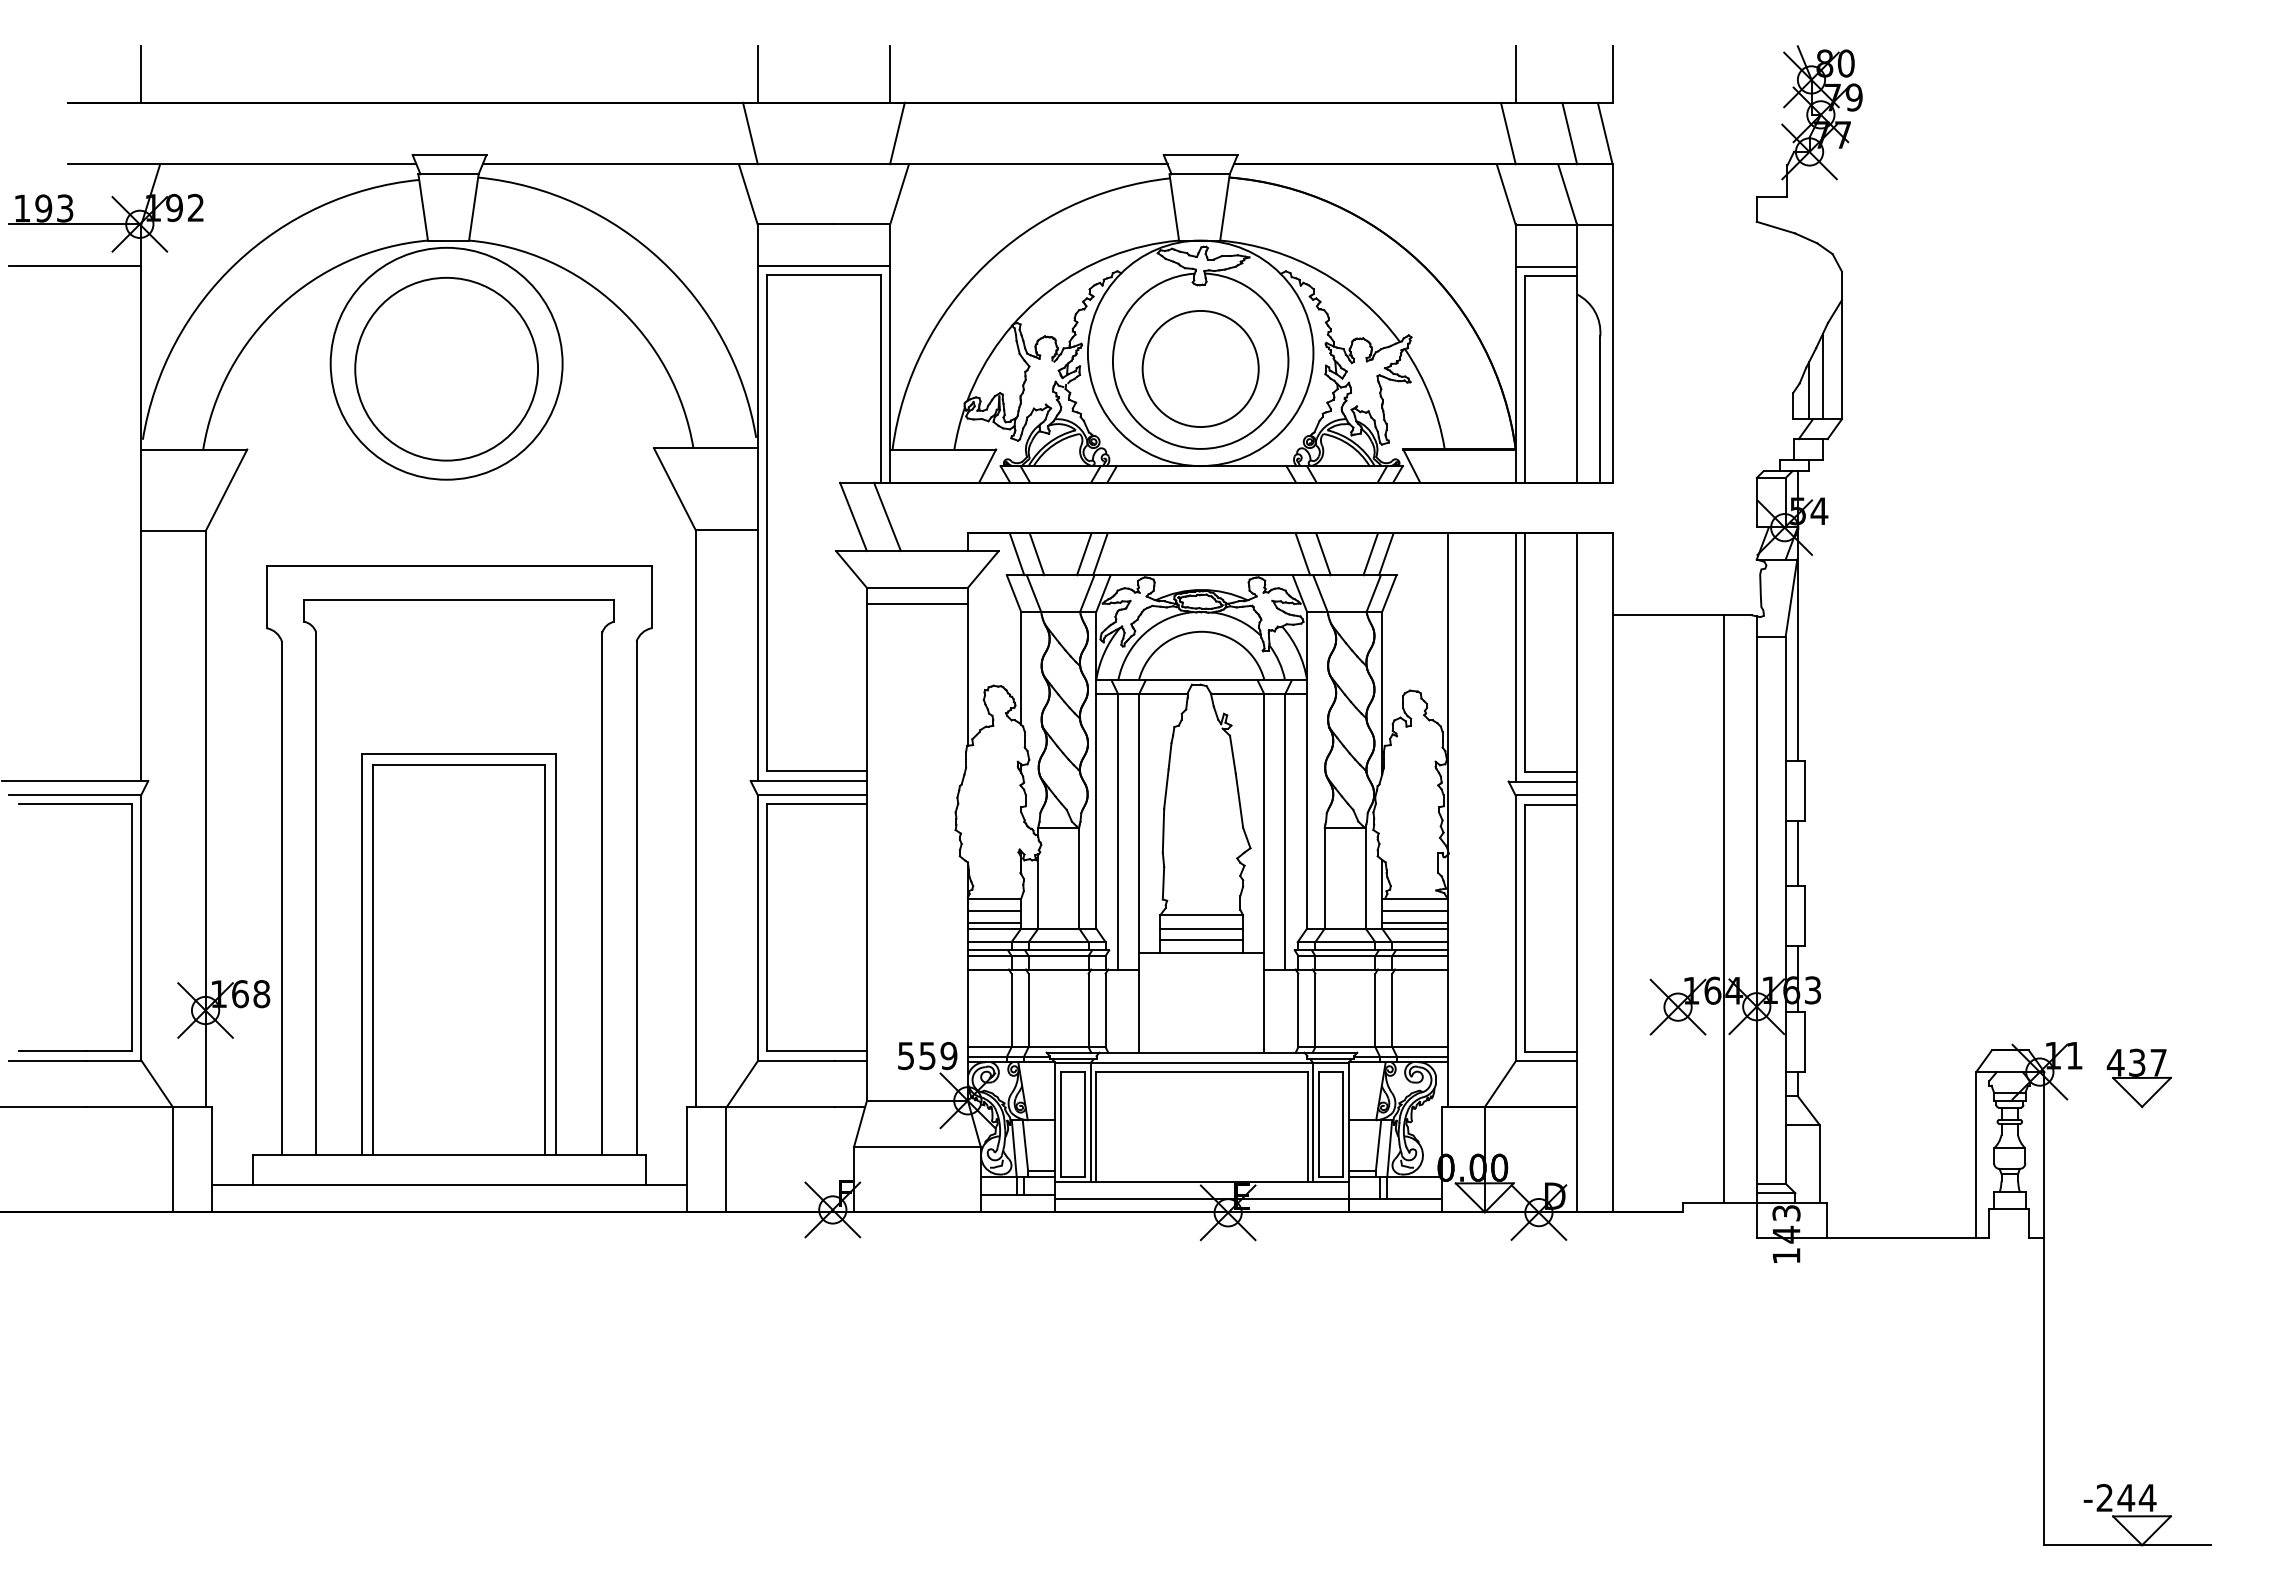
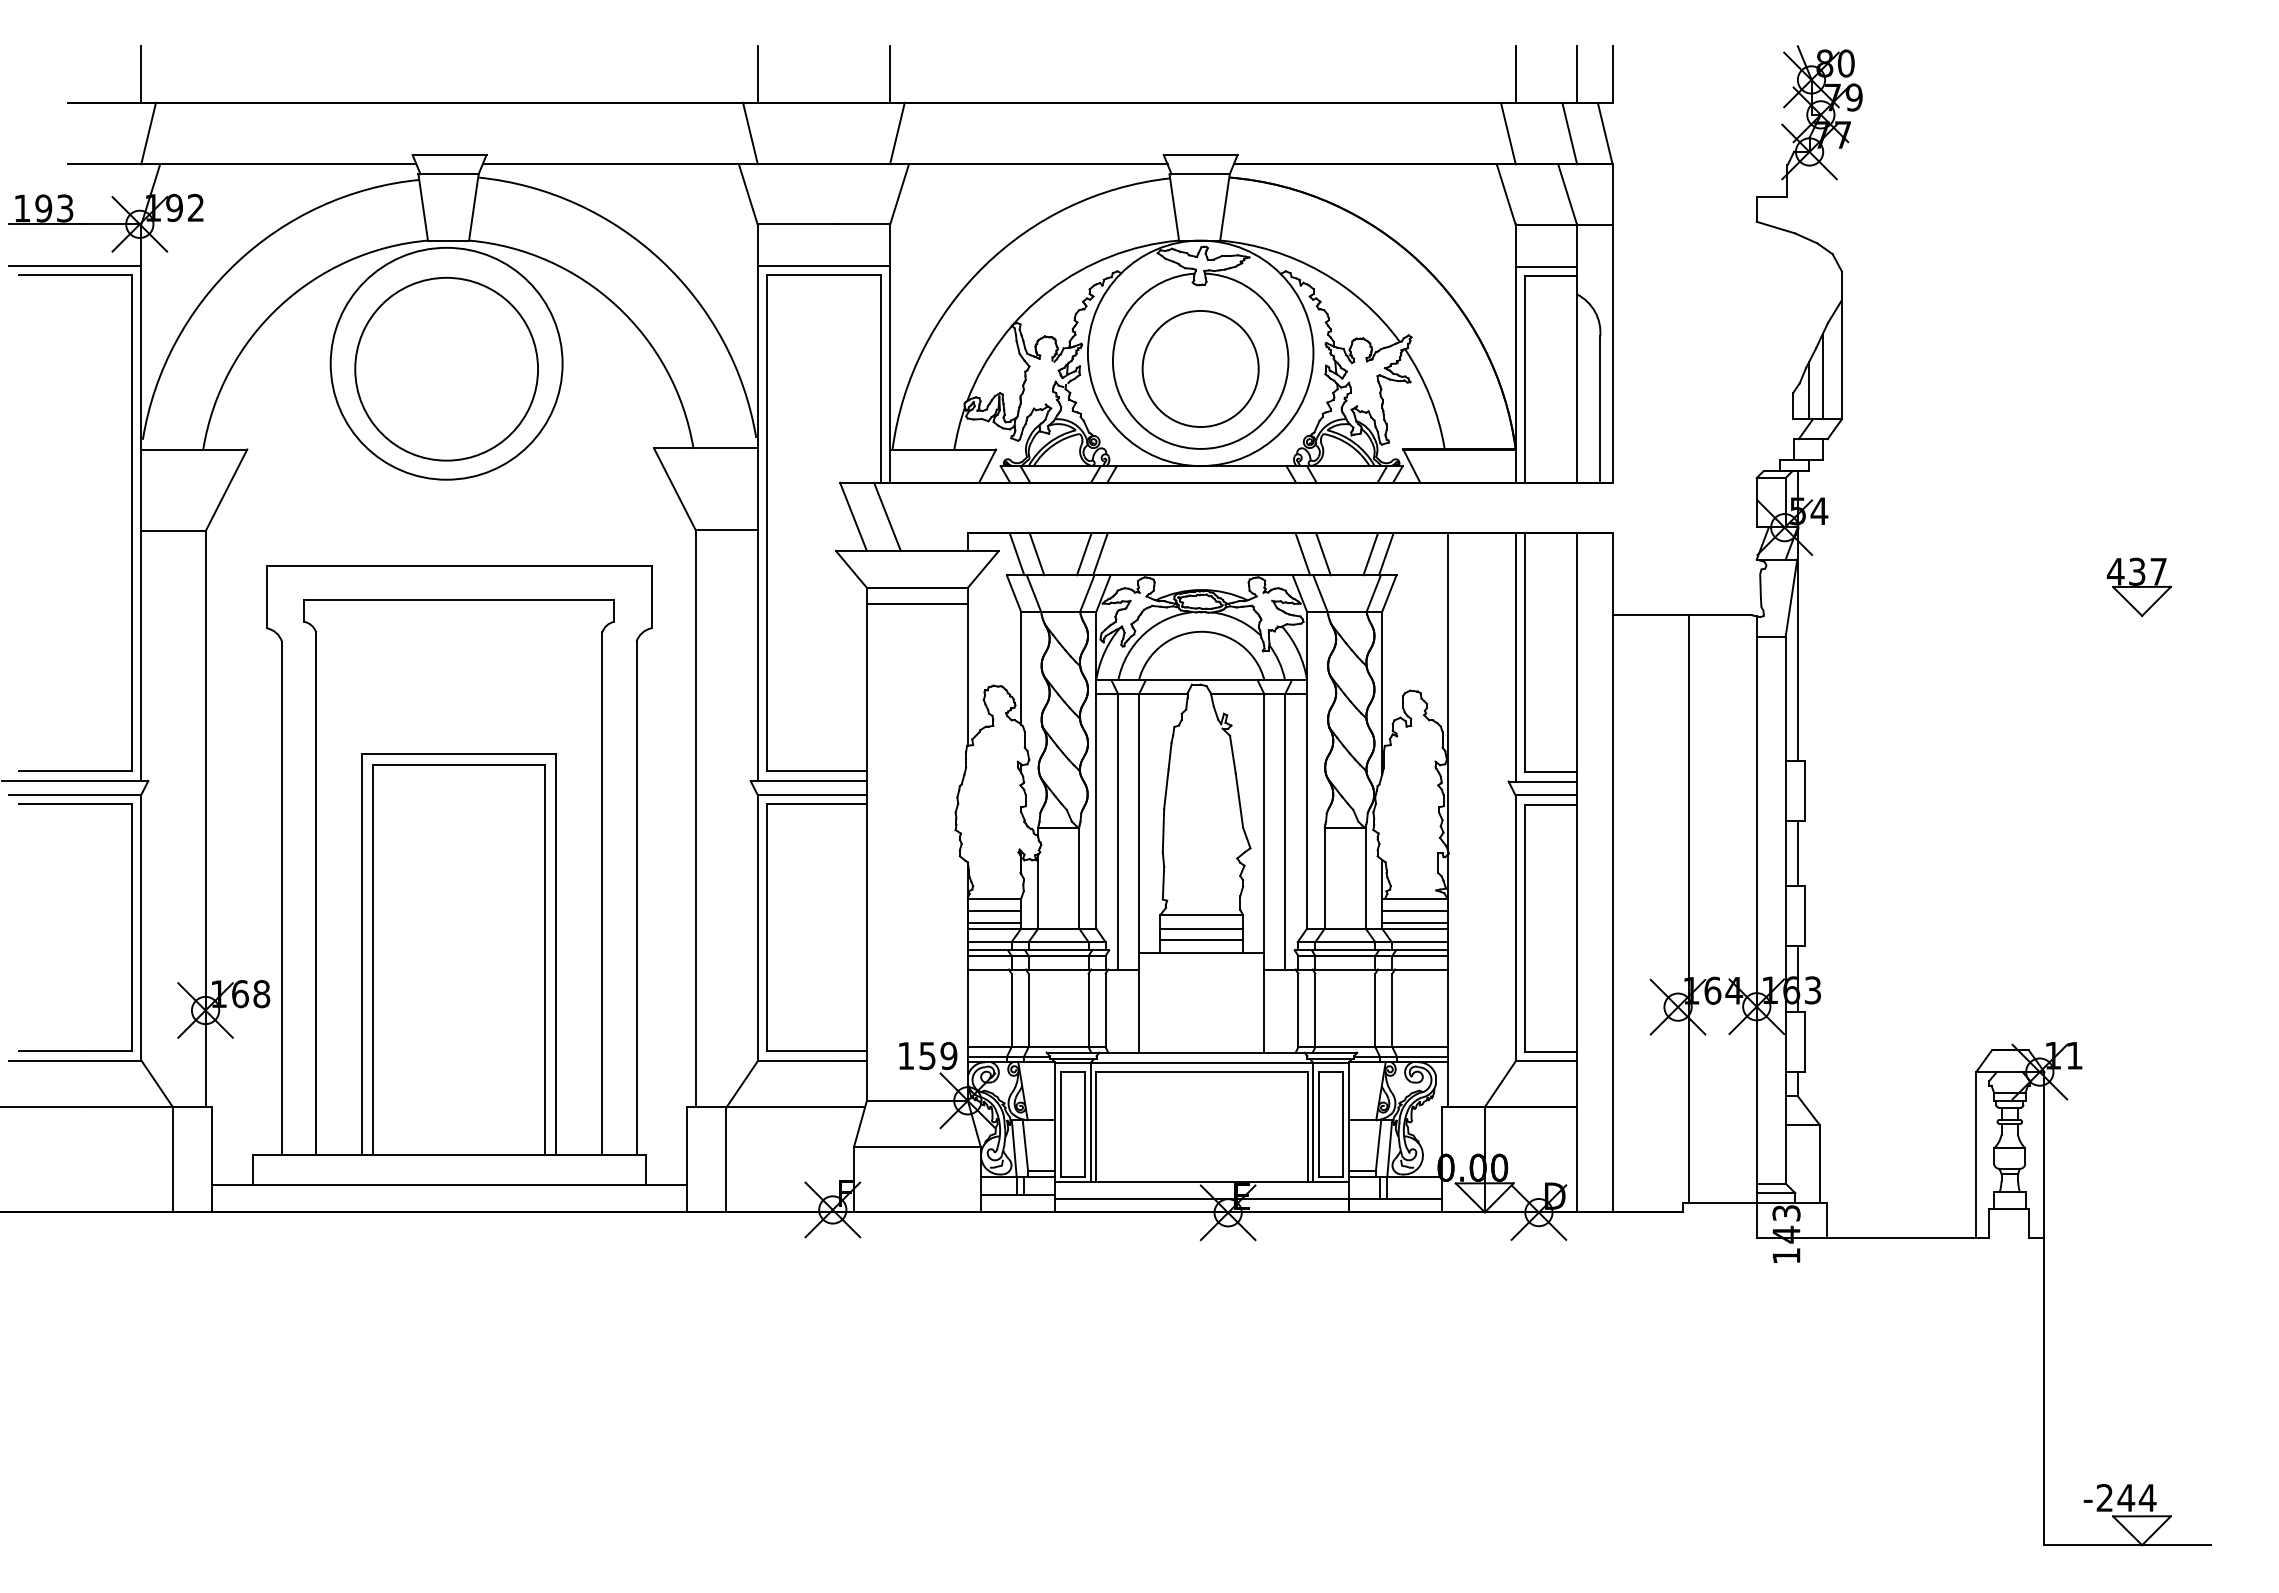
line: none -> present (1577, 73)
line: none -> present (148, 133)
part: none -> present (131, 522)
line position: (1723, 908) -> (1688, 908) (1688, 908)
text: 559 -> 159 (905, 1056)
part position: (2138, 1078) -> (2138, 587) (2138, 587)
